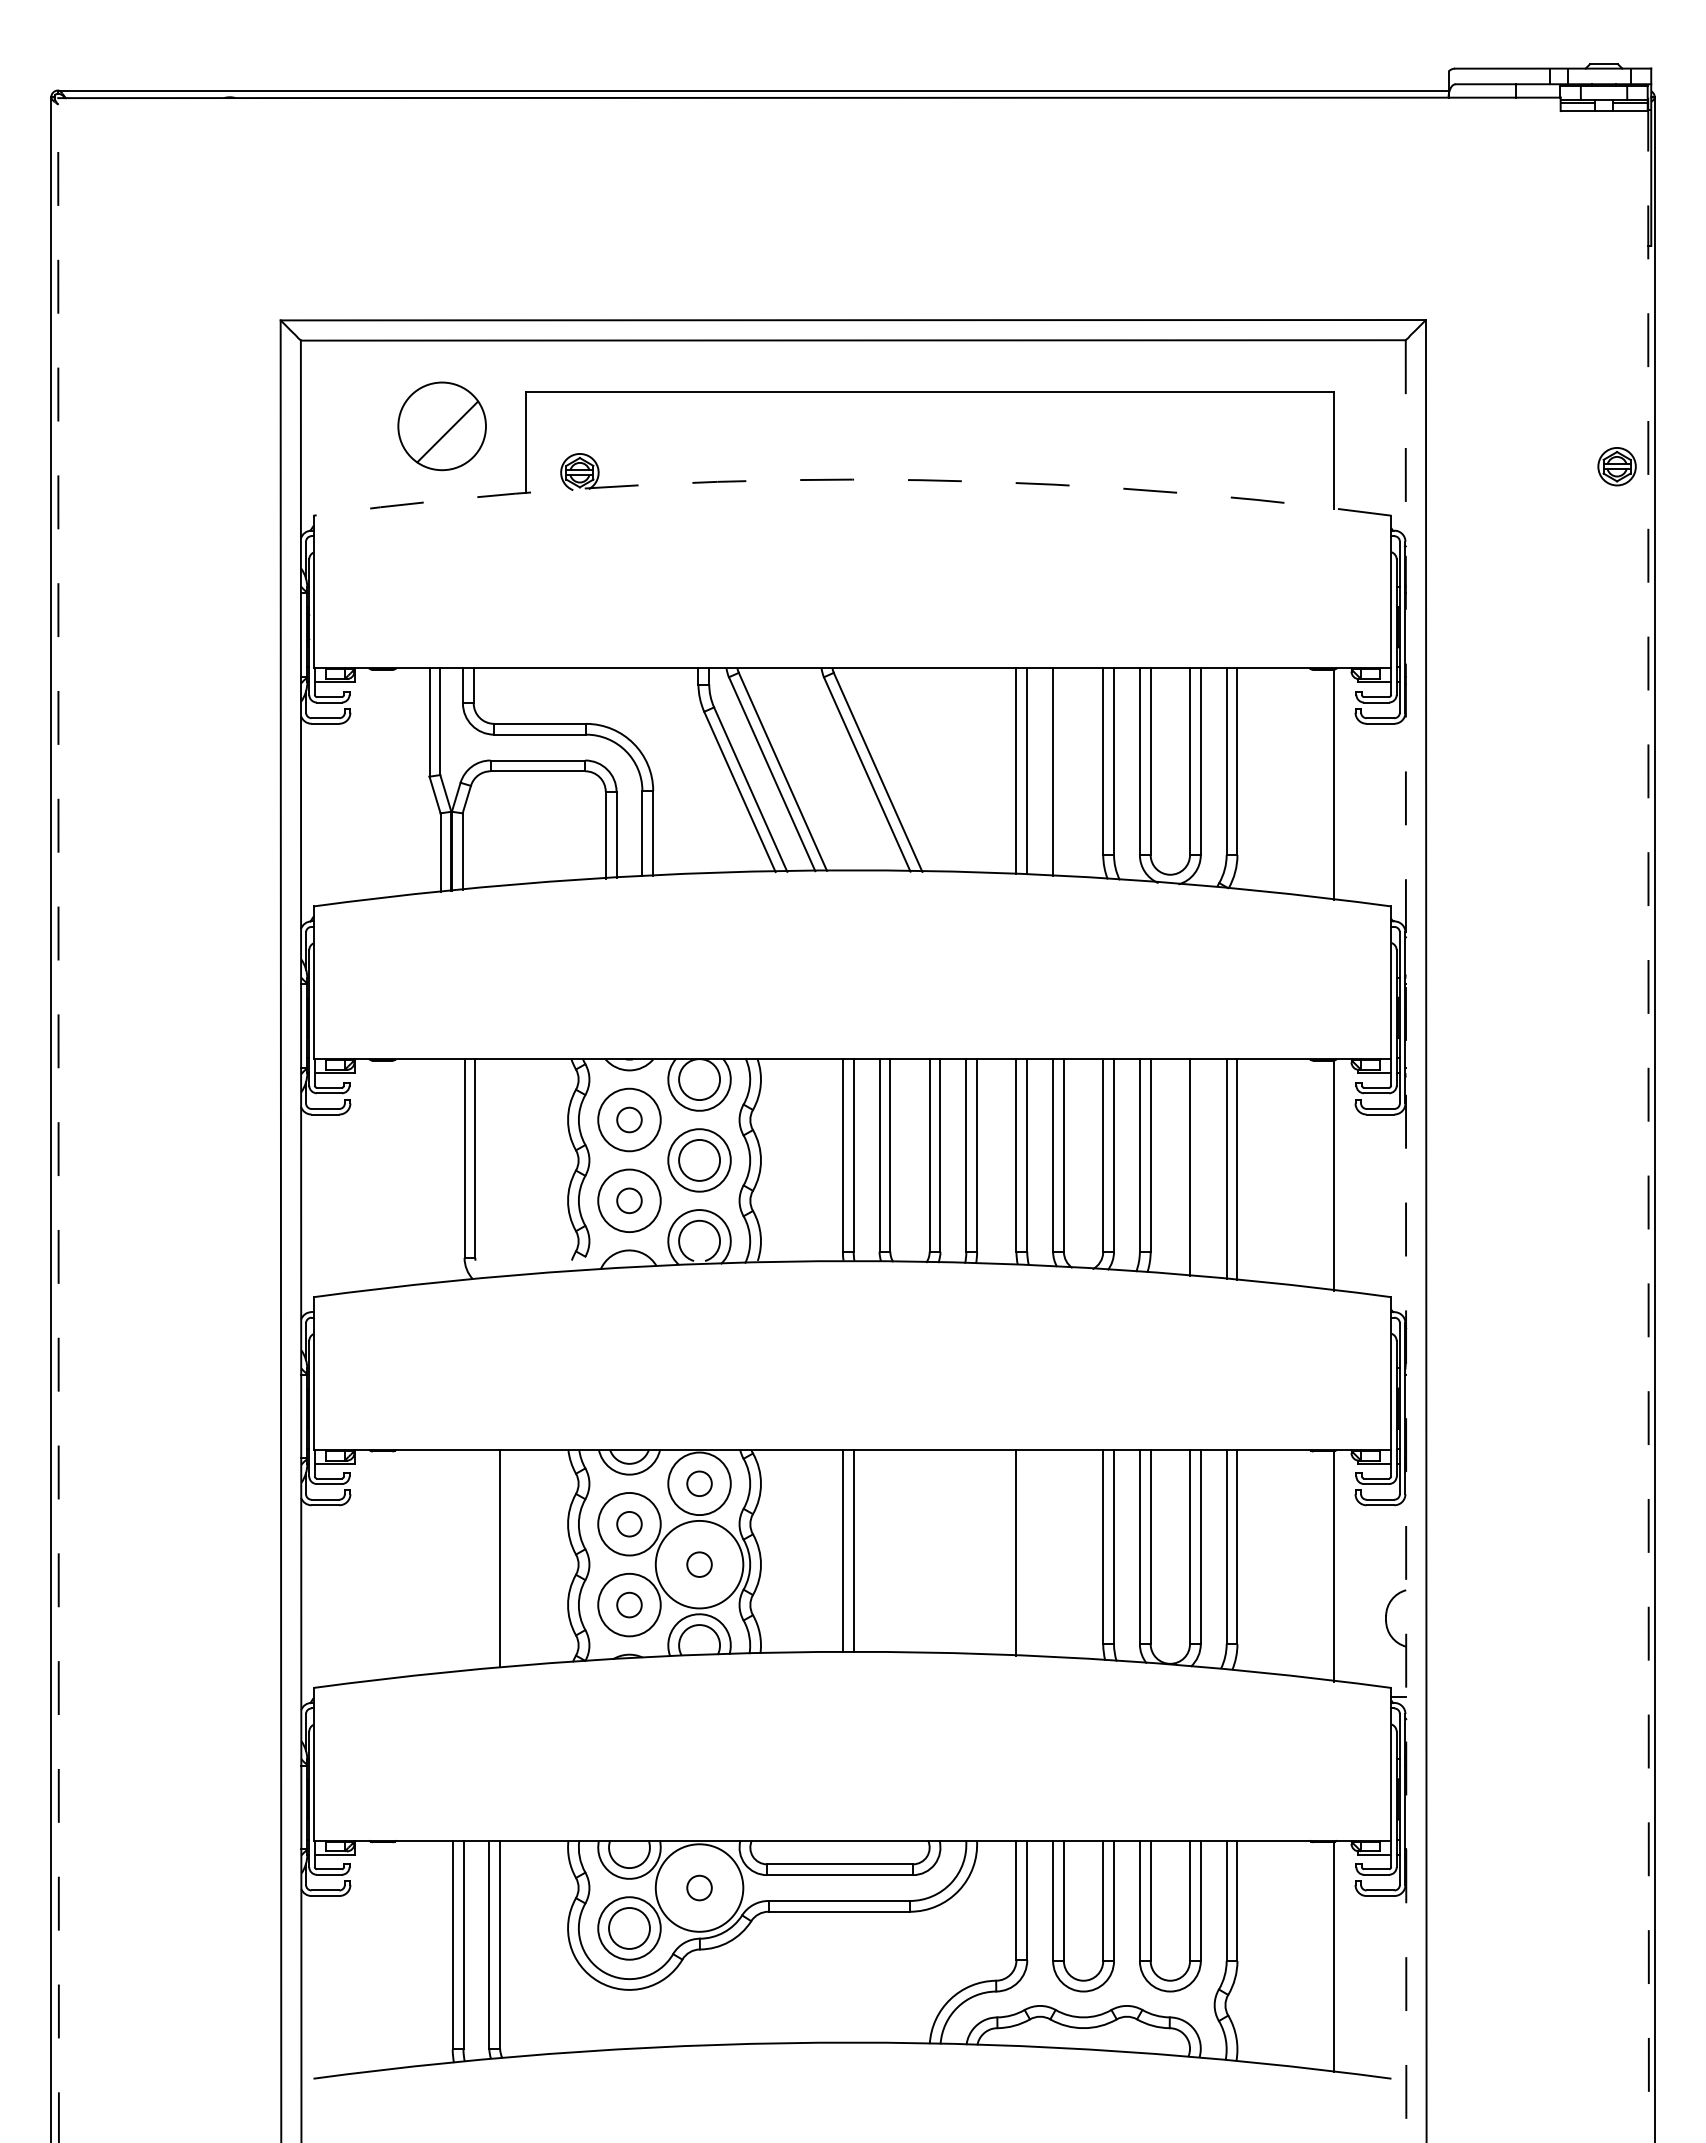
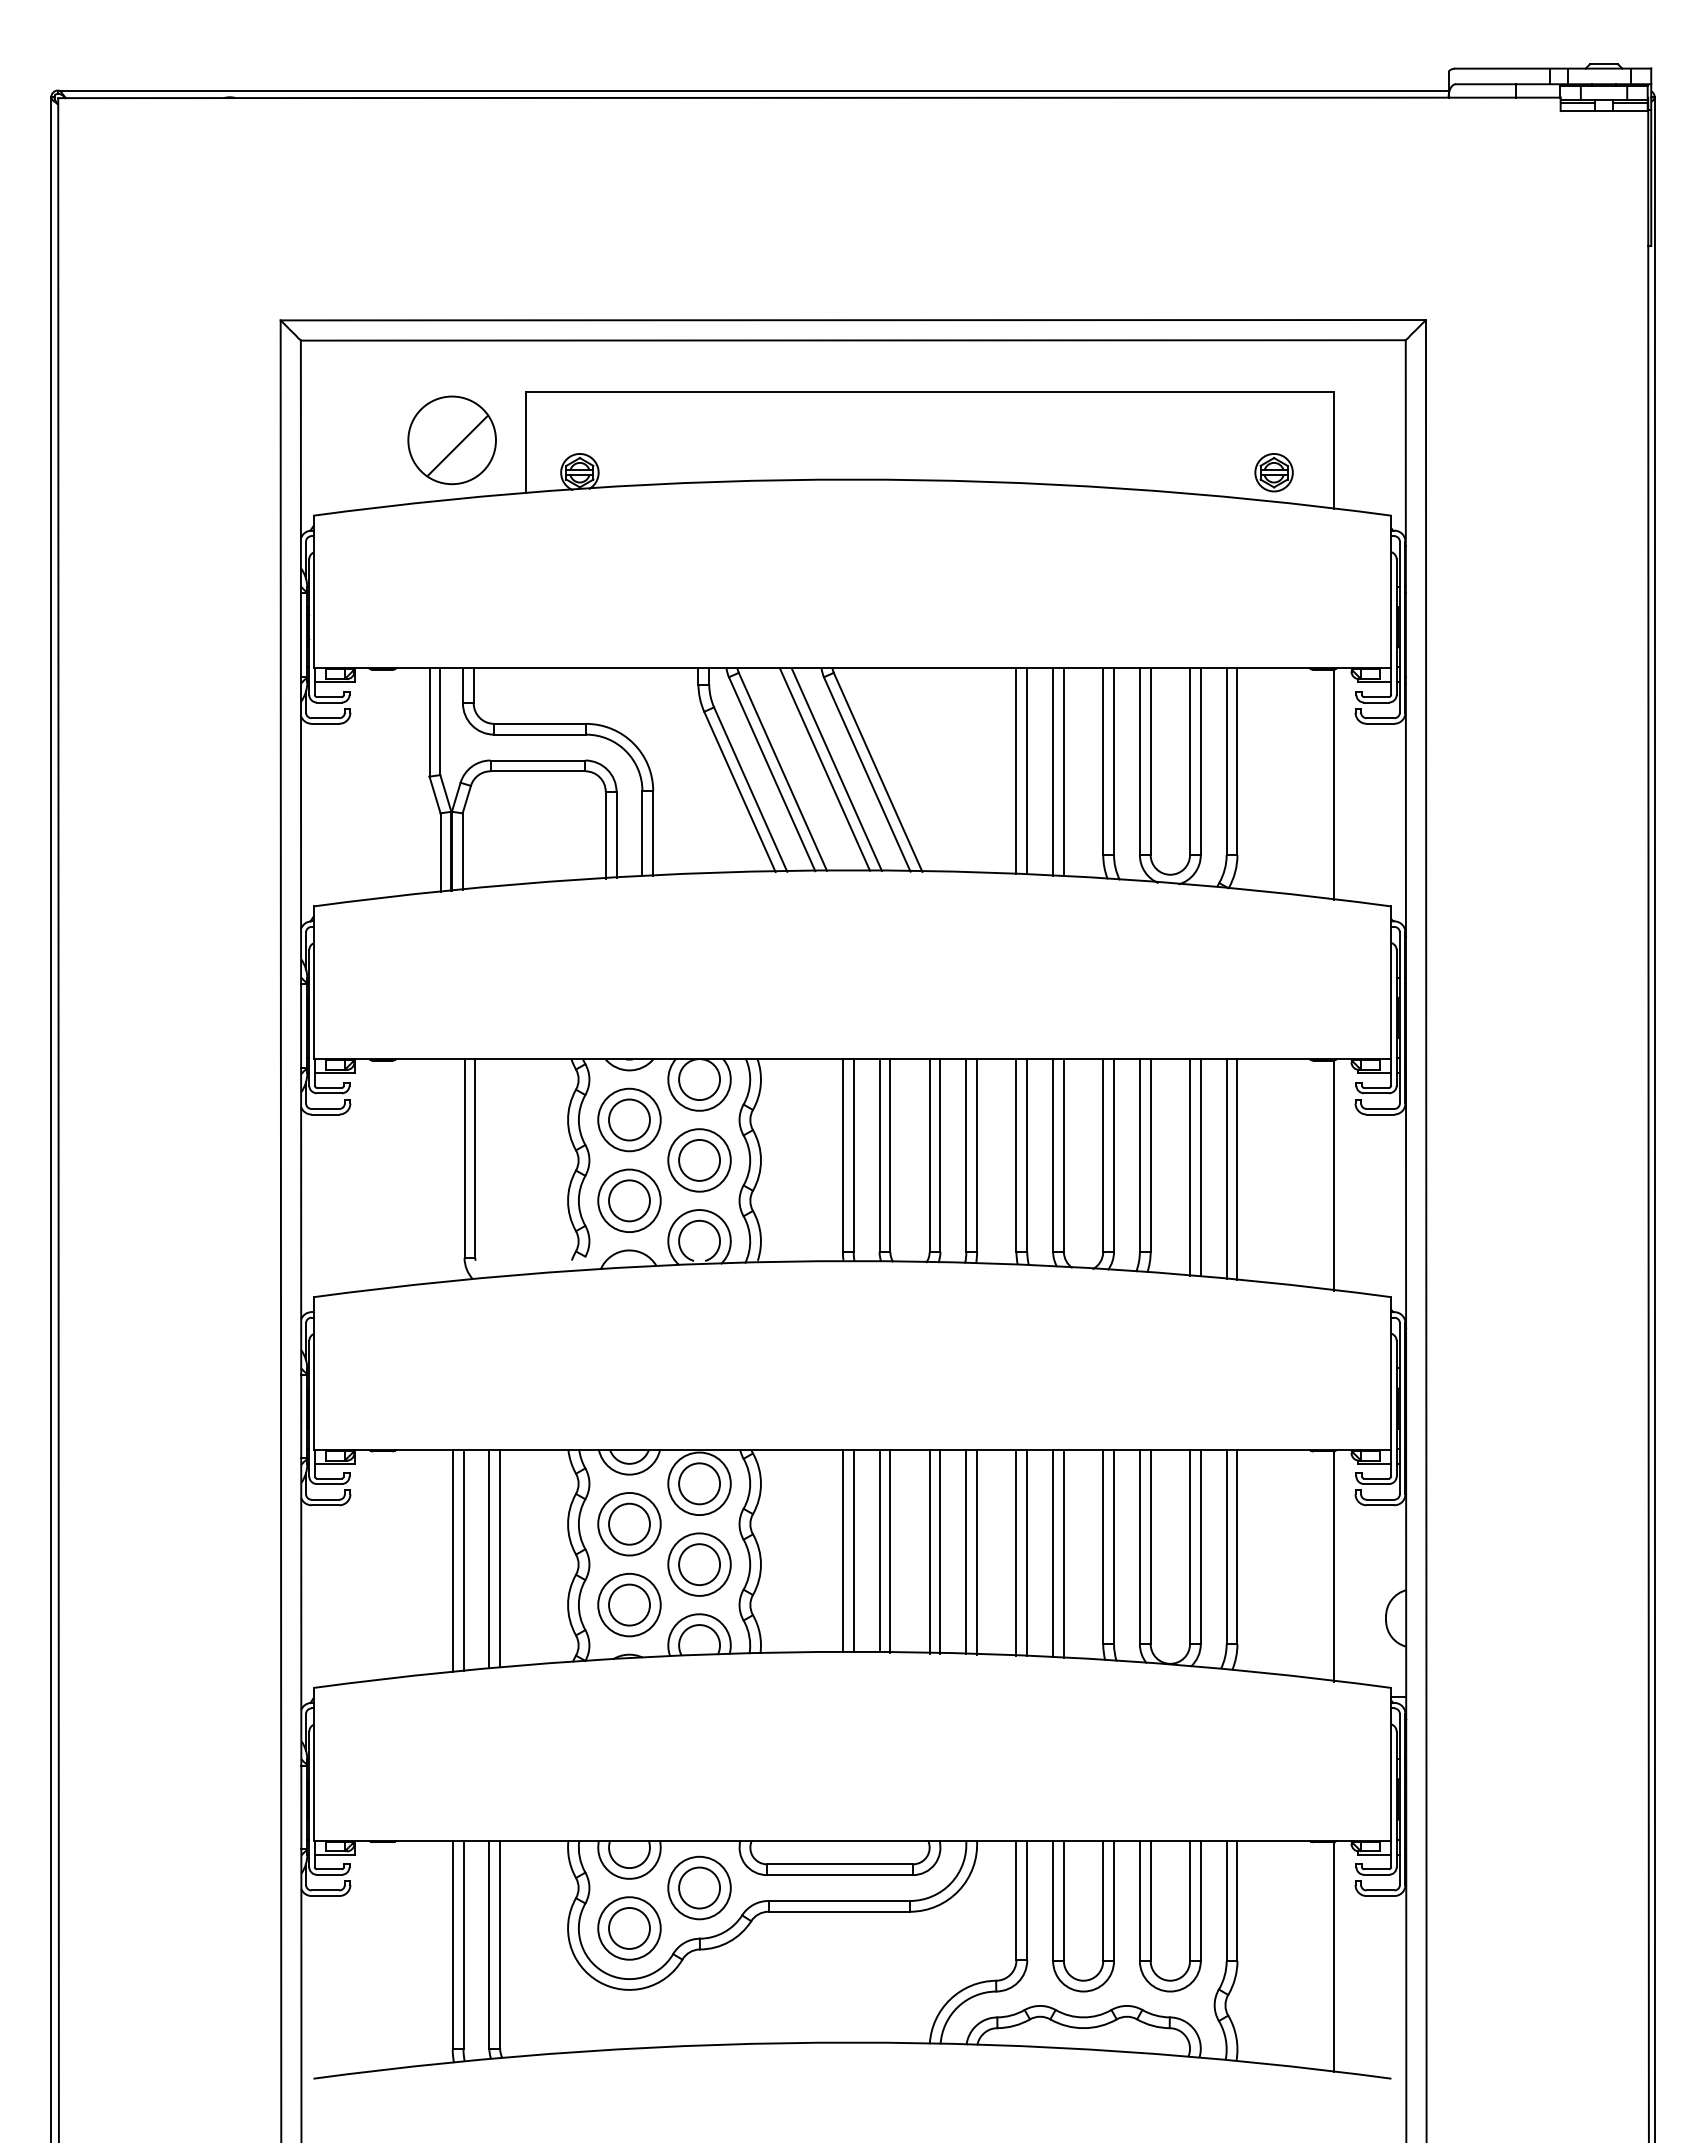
part position: (441, 426) -> (451, 440) (451, 440)
part position: (1616, 466) -> (1273, 472) (1273, 472)
arc: dashed -> solid (852, 479)
line: none -> present (824, 769)
line: none -> present (836, 769)
line: none -> present (1063, 772)
circle diameter: 25 px -> 41 px (629, 1119)
line: dashed -> solid (58, 1120)
line: dashed -> solid (1648, 1120)
line: none -> present (1200, 1167)
circle diameter: 25 px -> 41 px (629, 1200)
line: dashed -> solid (1406, 1241)
circle diameter: 25 px -> 41 px (699, 1483)
circle diameter: 25 px -> 41 px (629, 1523)
line: none -> present (879, 1550)
line: none -> present (890, 1550)
line: none -> present (929, 1551)
line: none -> present (940, 1551)
line: none -> present (966, 1551)
line: none -> present (977, 1551)
line: none -> present (1027, 1552)
line: none -> present (1053, 1553)
line: none -> present (1063, 1553)
line: none -> present (489, 1558)
line: none -> present (452, 1560)
line: none -> present (463, 1560)
circle diameter: 25 px -> 41 px (699, 1564)
circle diameter: 88 px -> 63 px (699, 1564)
circle diameter: 25 px -> 41 px (629, 1604)
circle diameter: 25 px -> 41 px (699, 1887)
circle diameter: 88 px -> 63 px (699, 1887)
